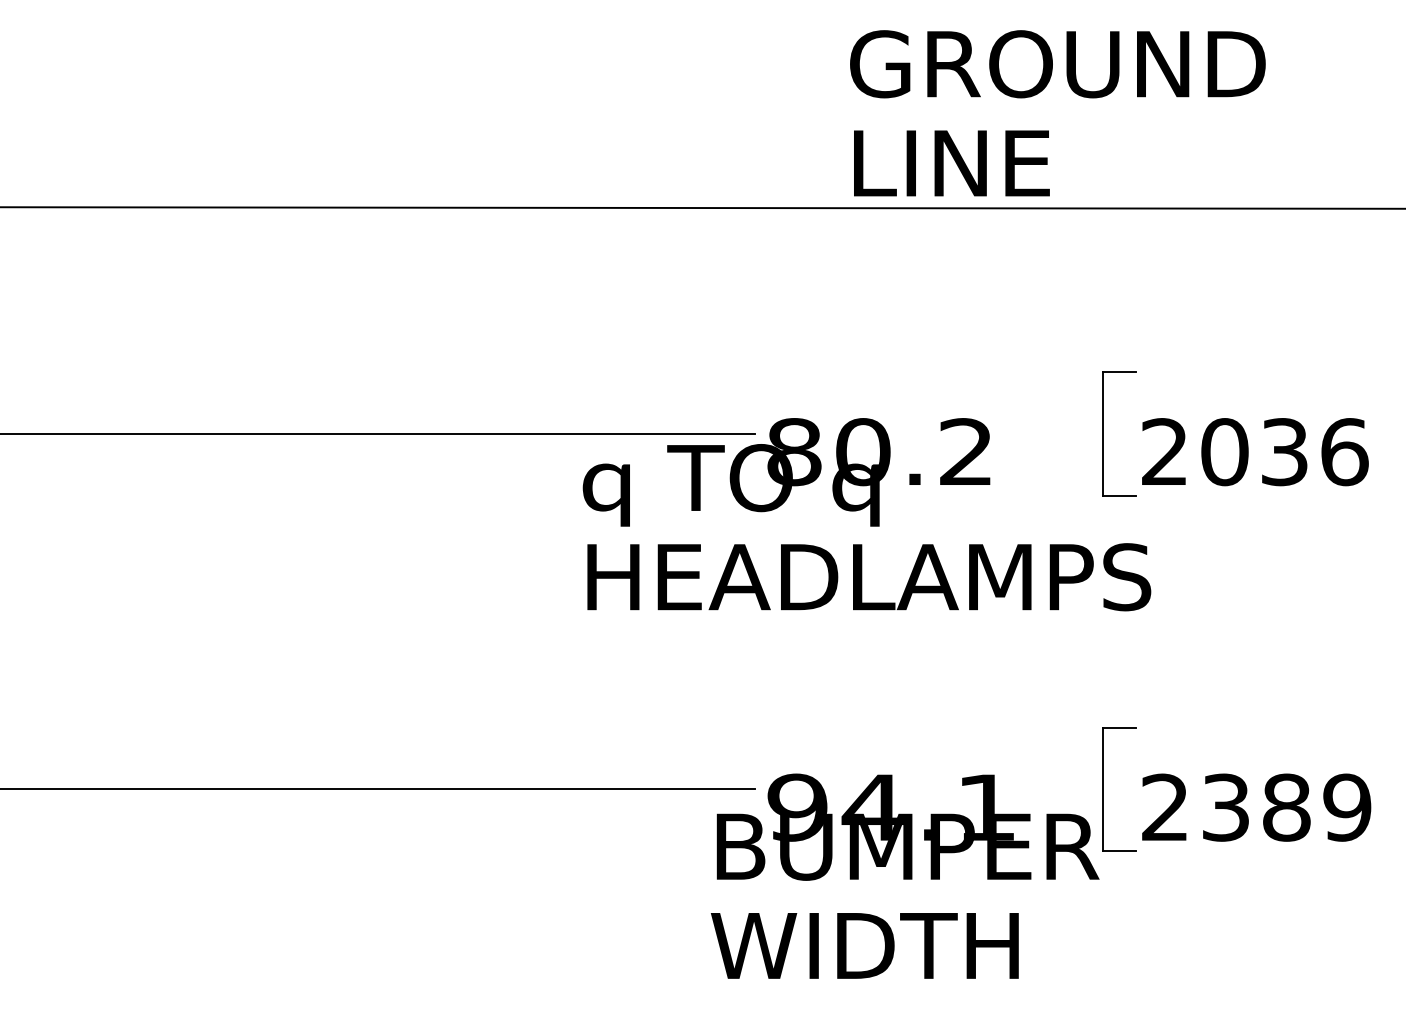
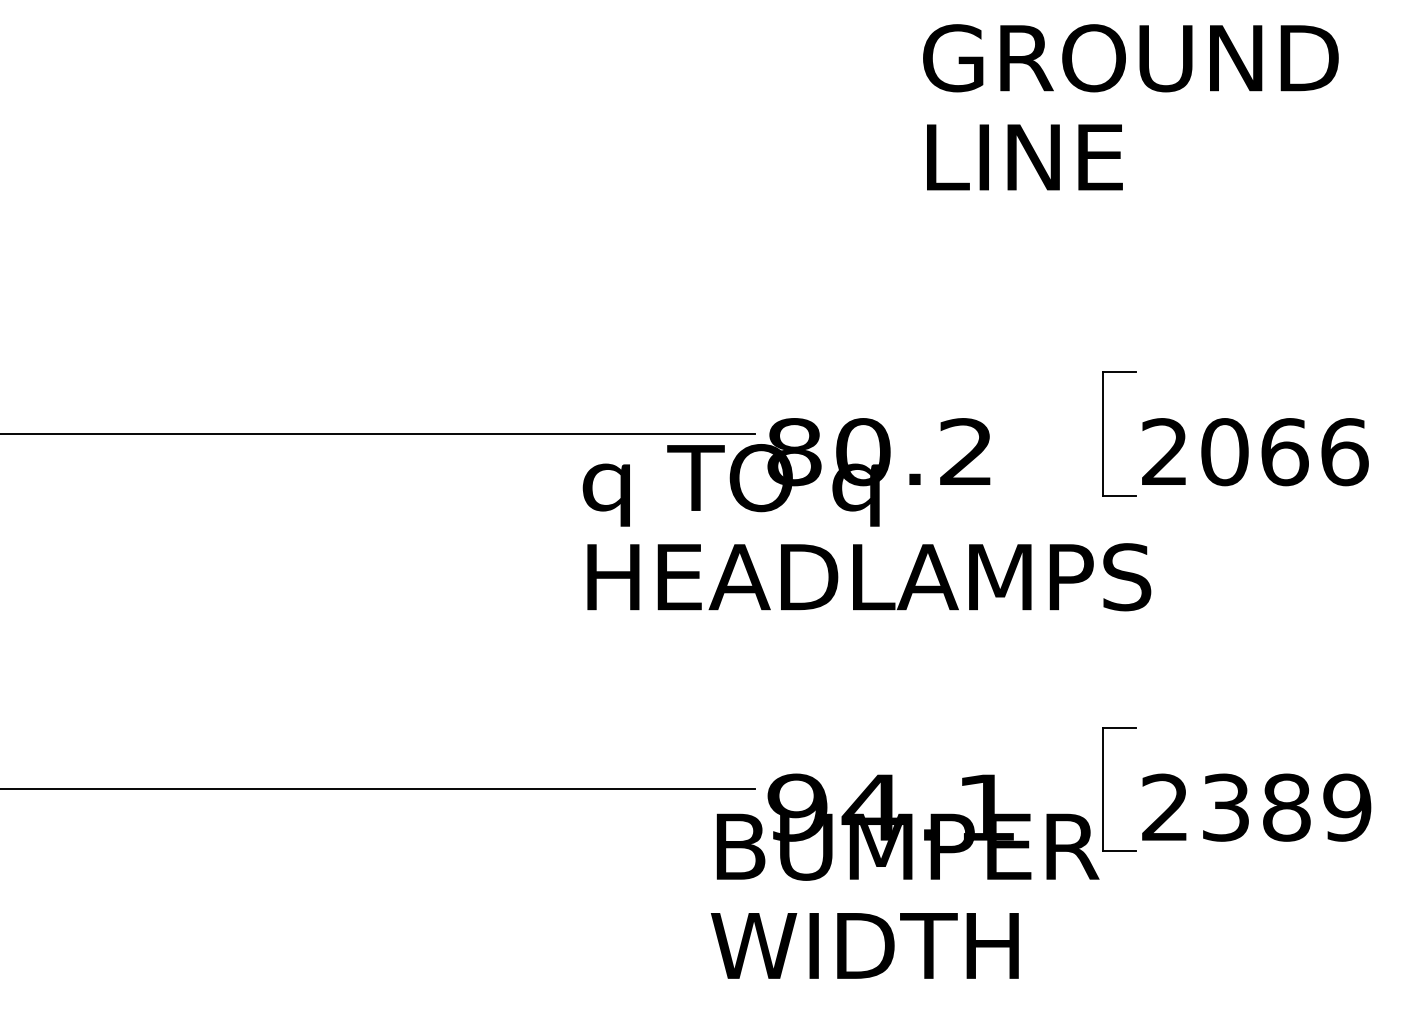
text position: (1057, 113) -> (1130, 107) (1130, 107)
line: present -> none (702, 207)
text: 2036 -> 2066 (1284, 452)
